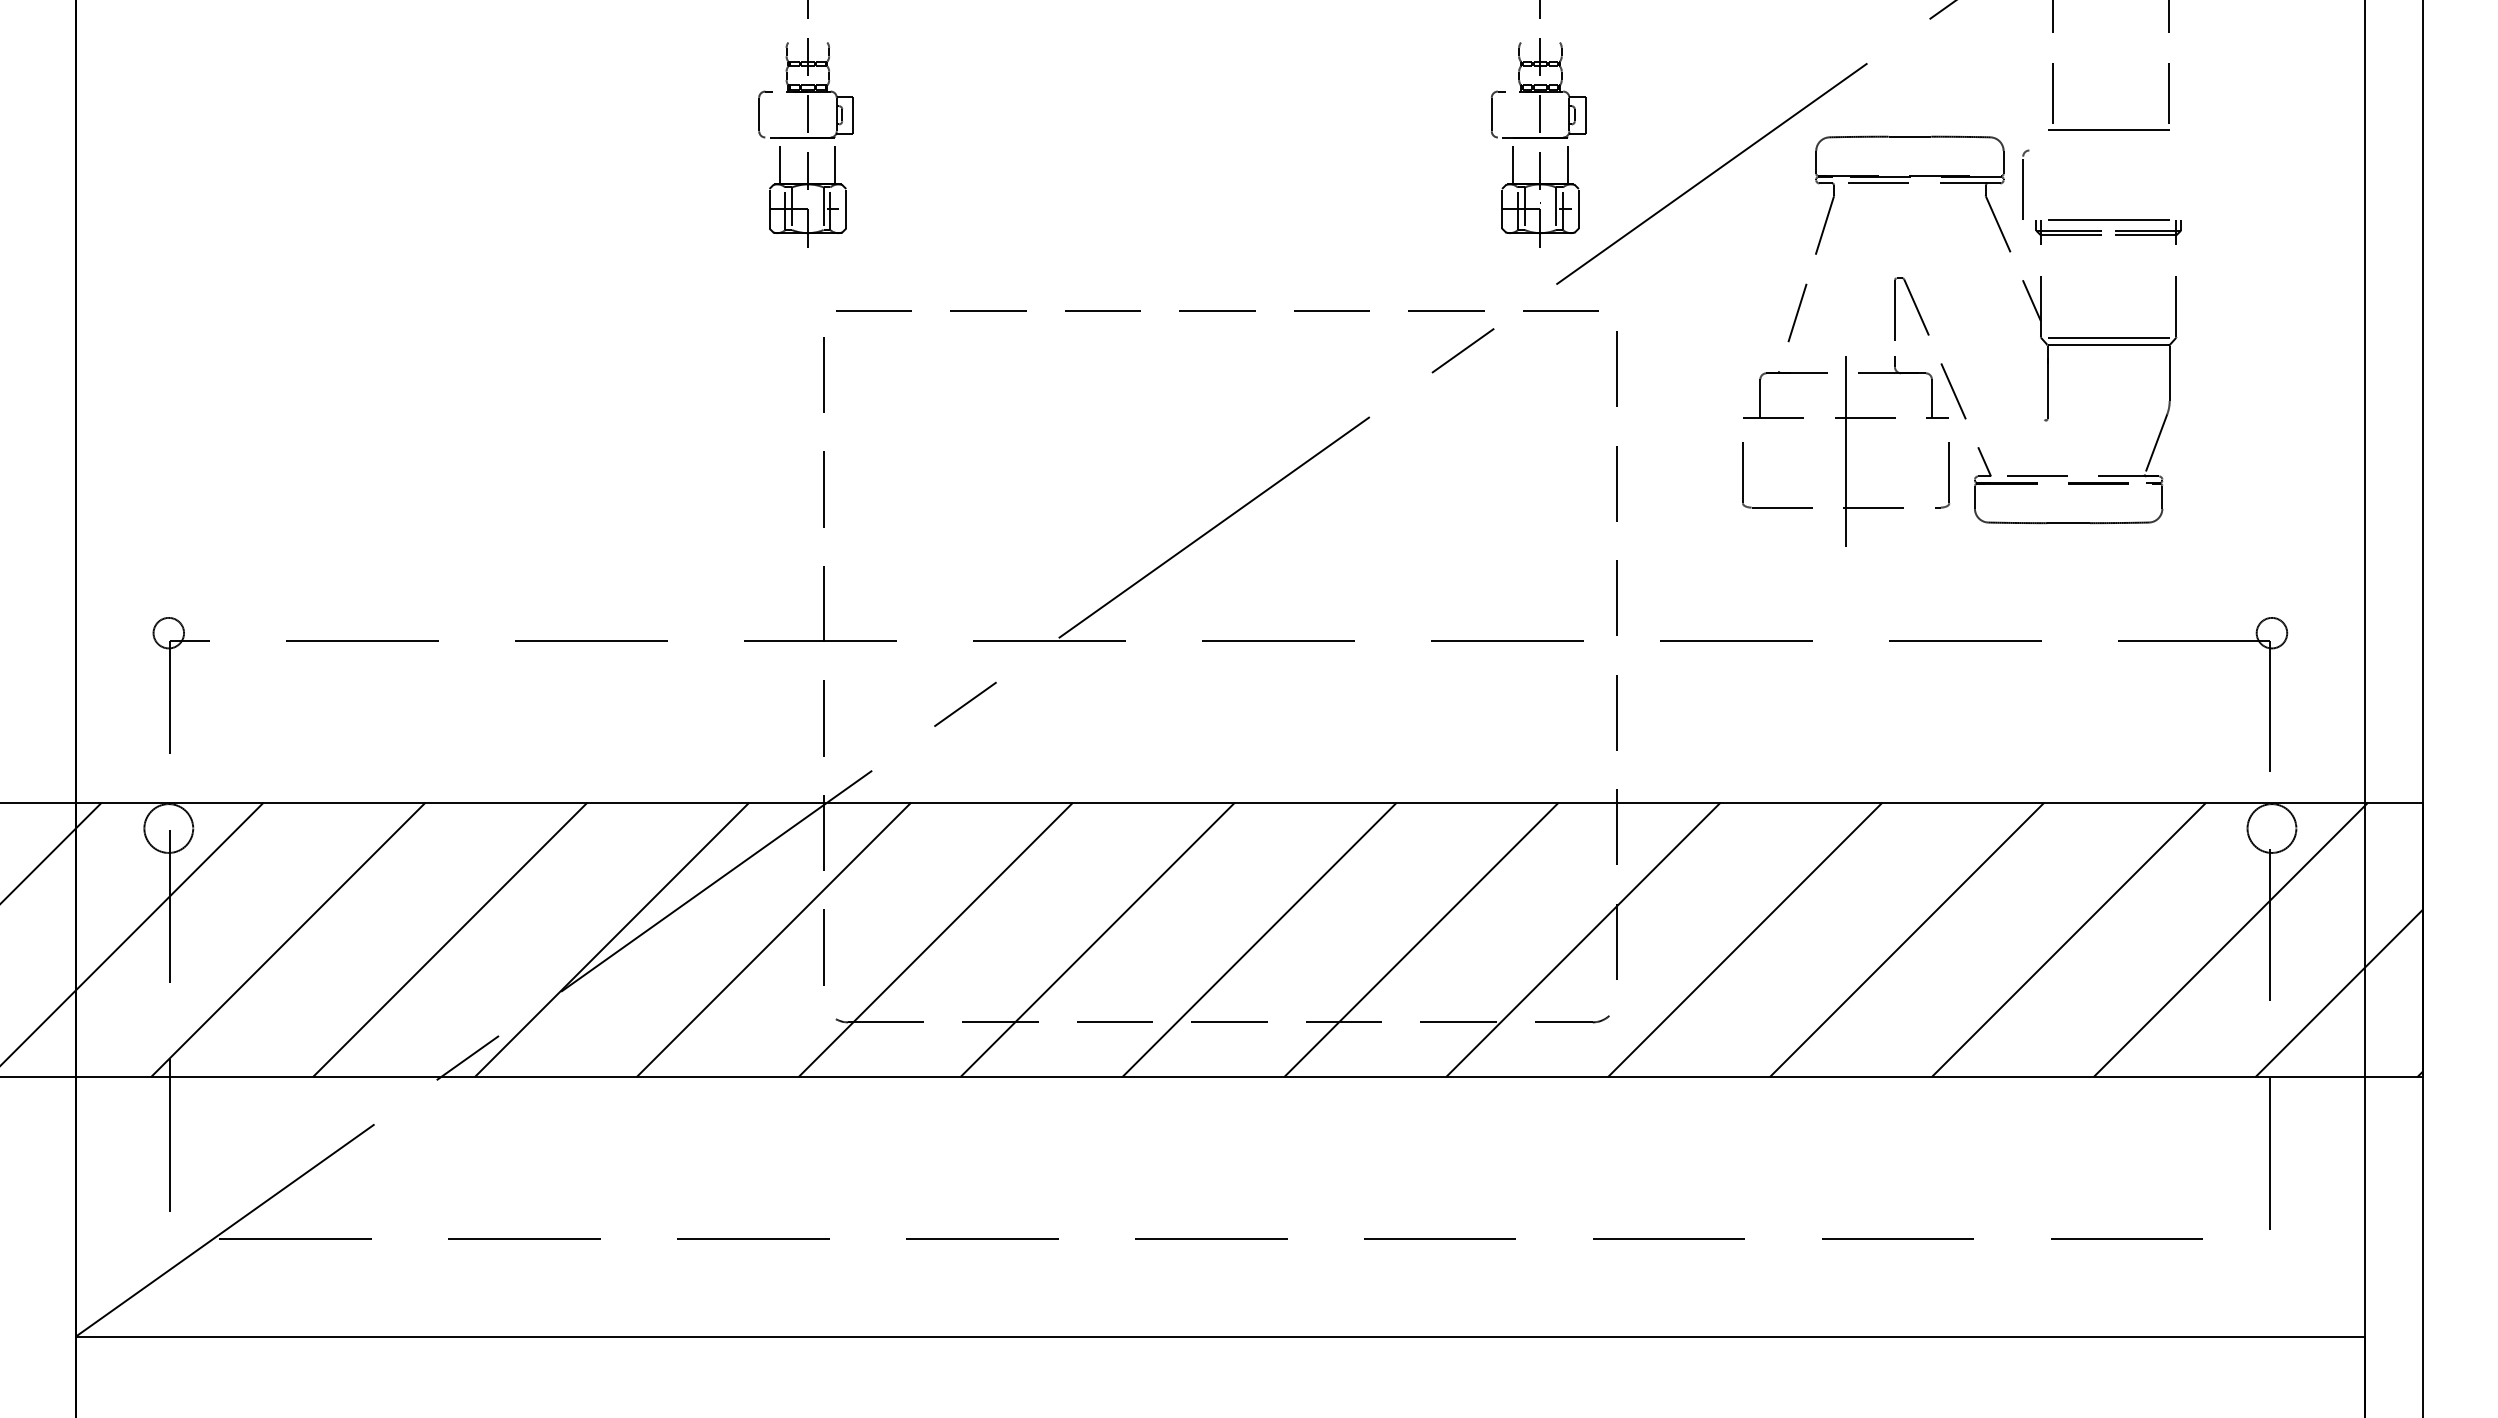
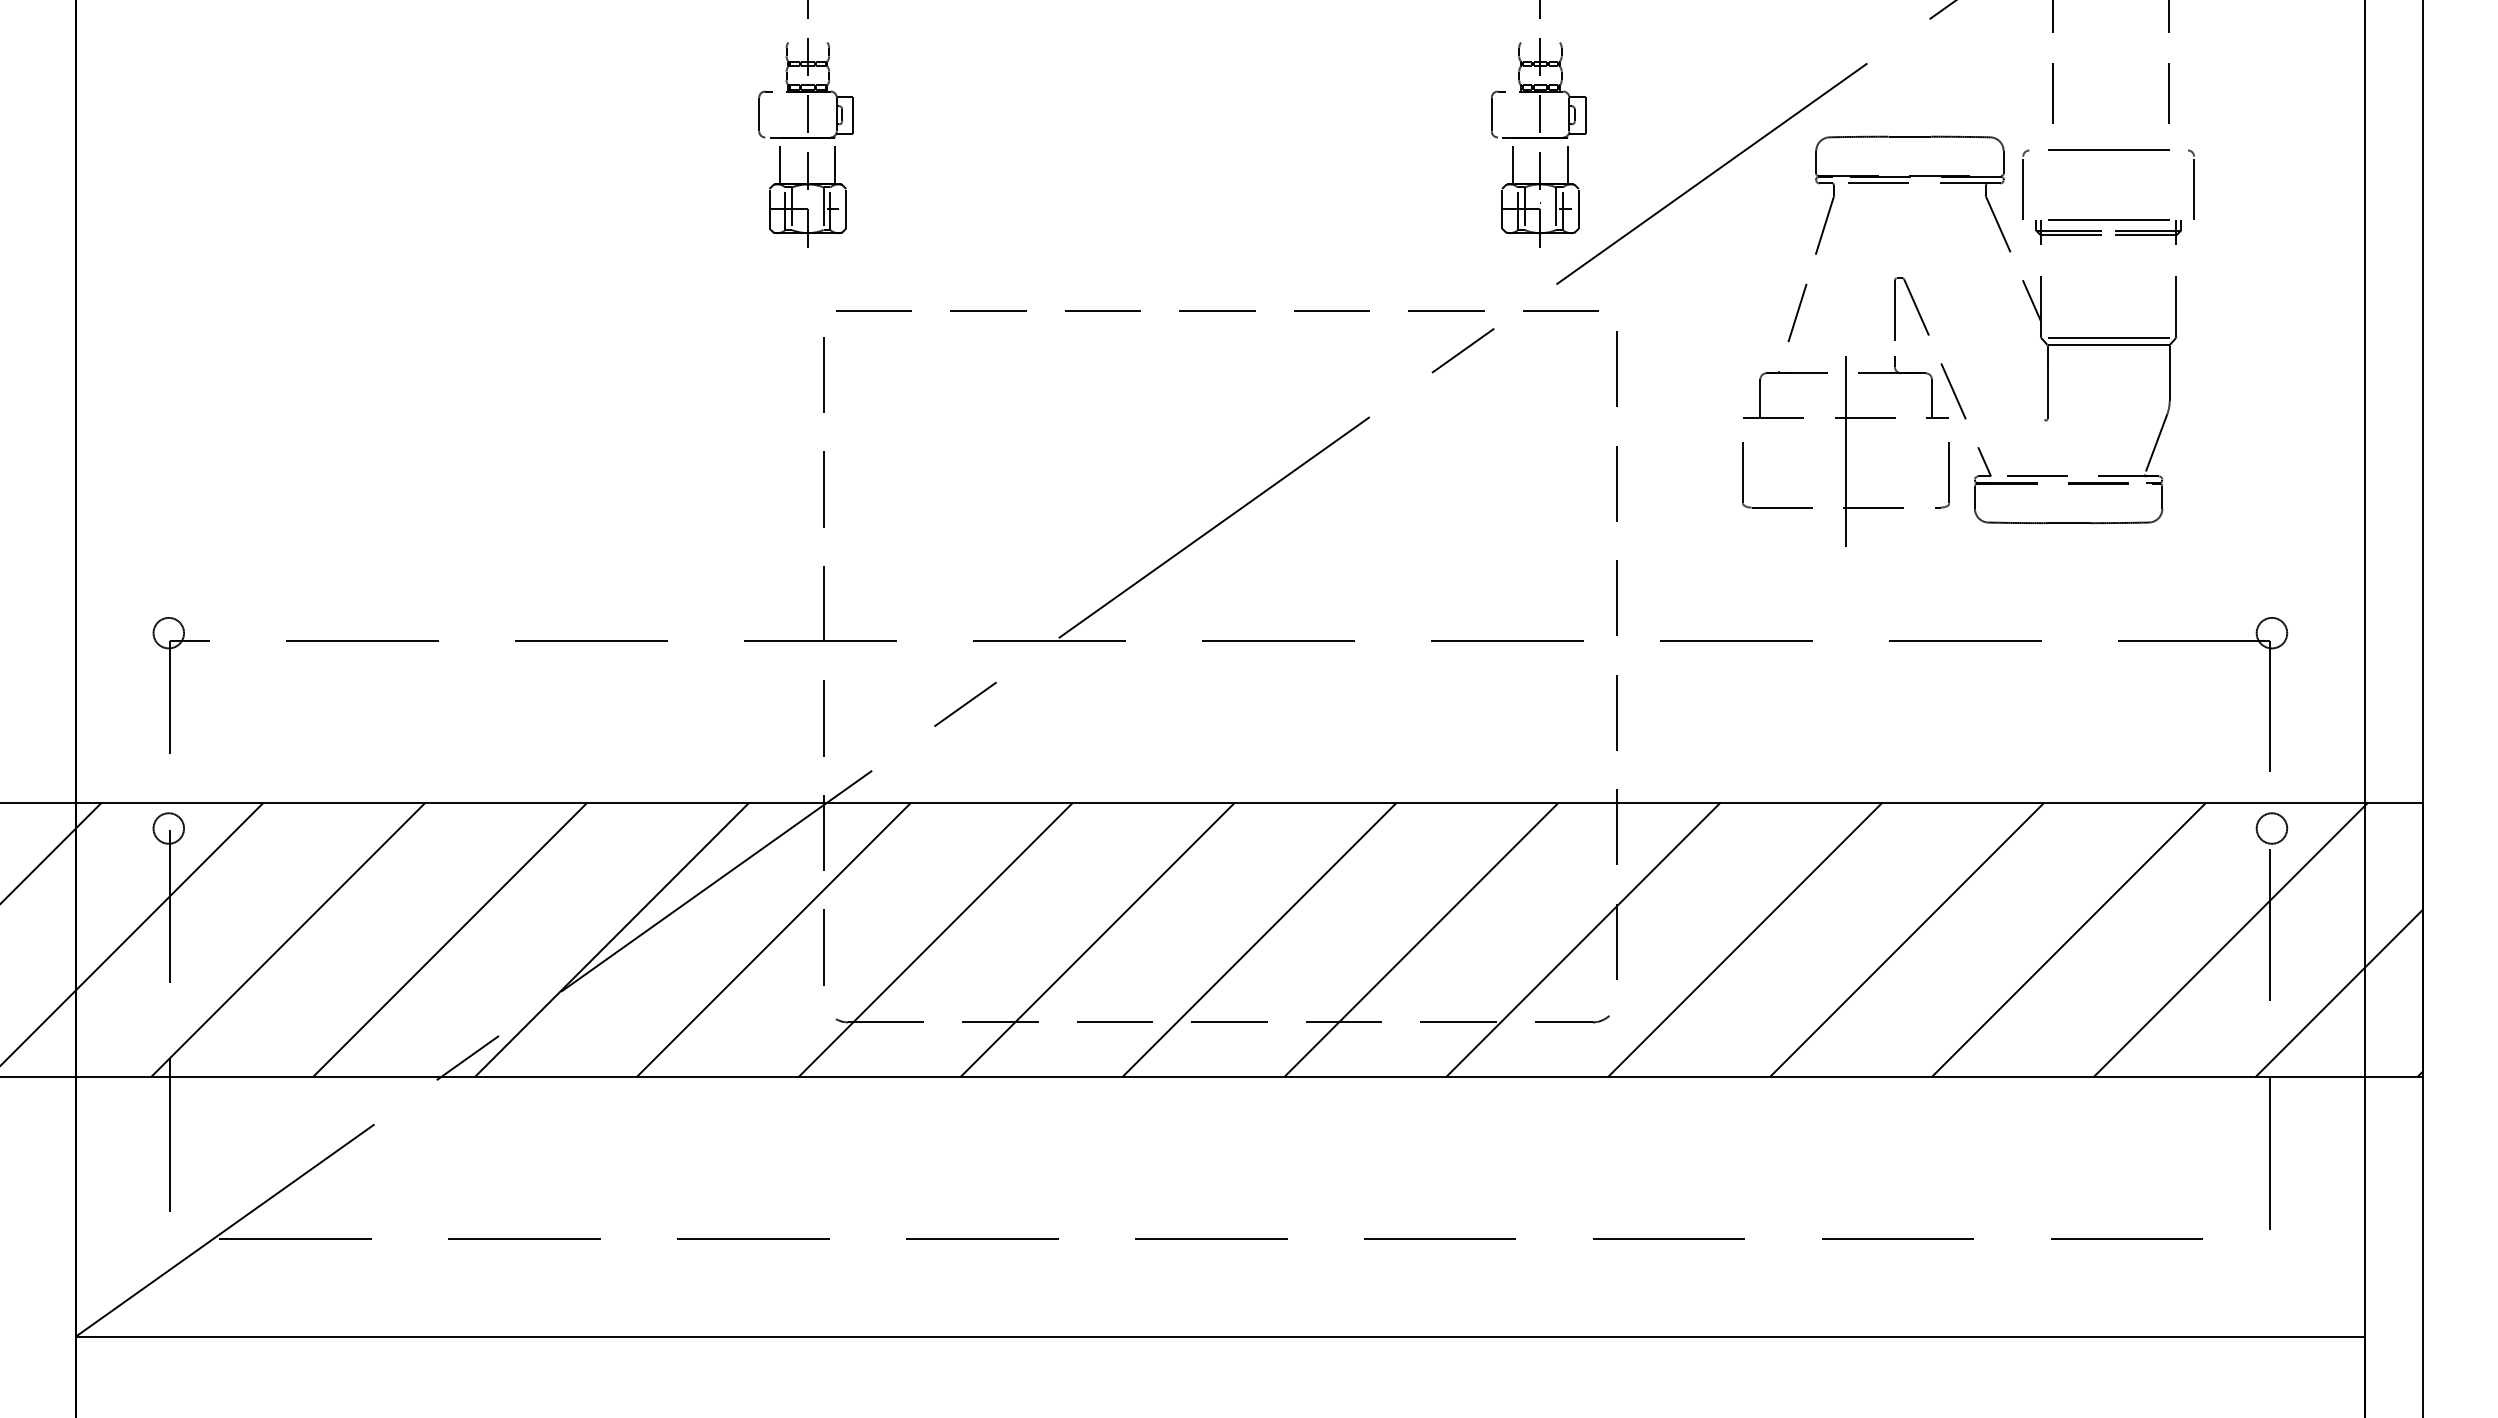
line position: (2108, 129) -> (2108, 149) (2108, 149)
part: none -> present (2191, 184)
circle diameter: 49 px -> 31 px (168, 828)
circle diameter: 49 px -> 31 px (2271, 828)
